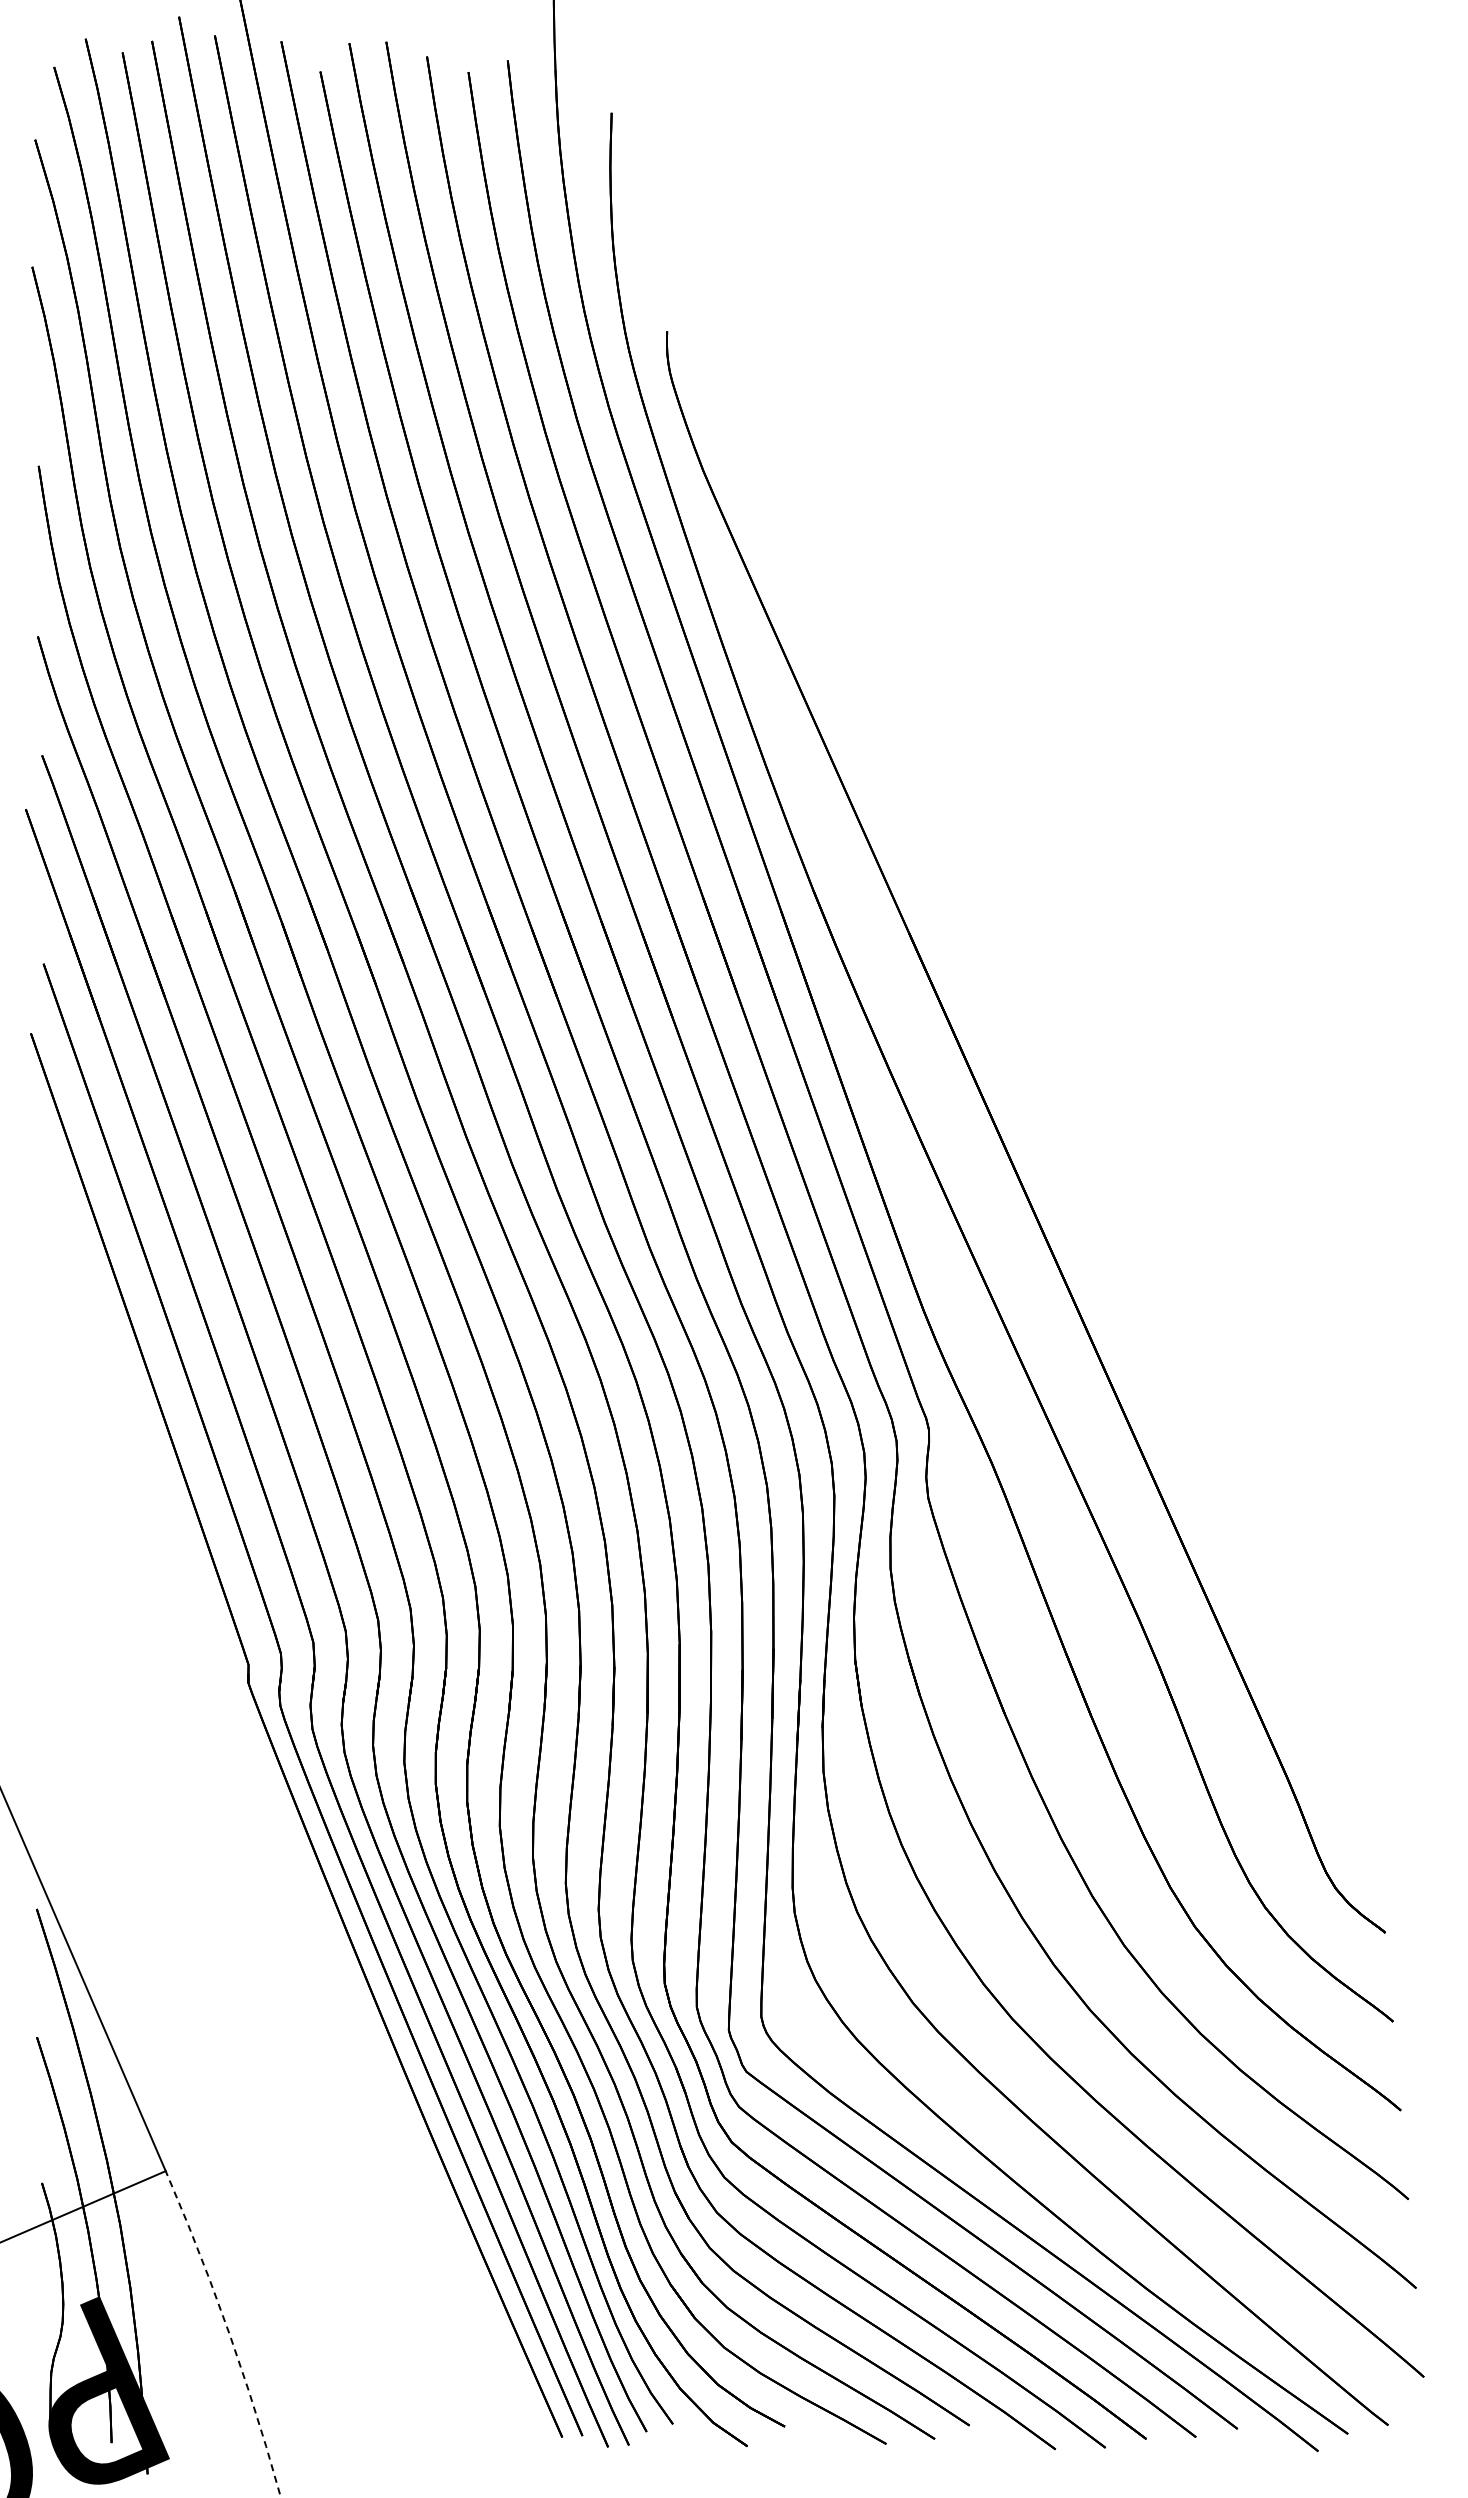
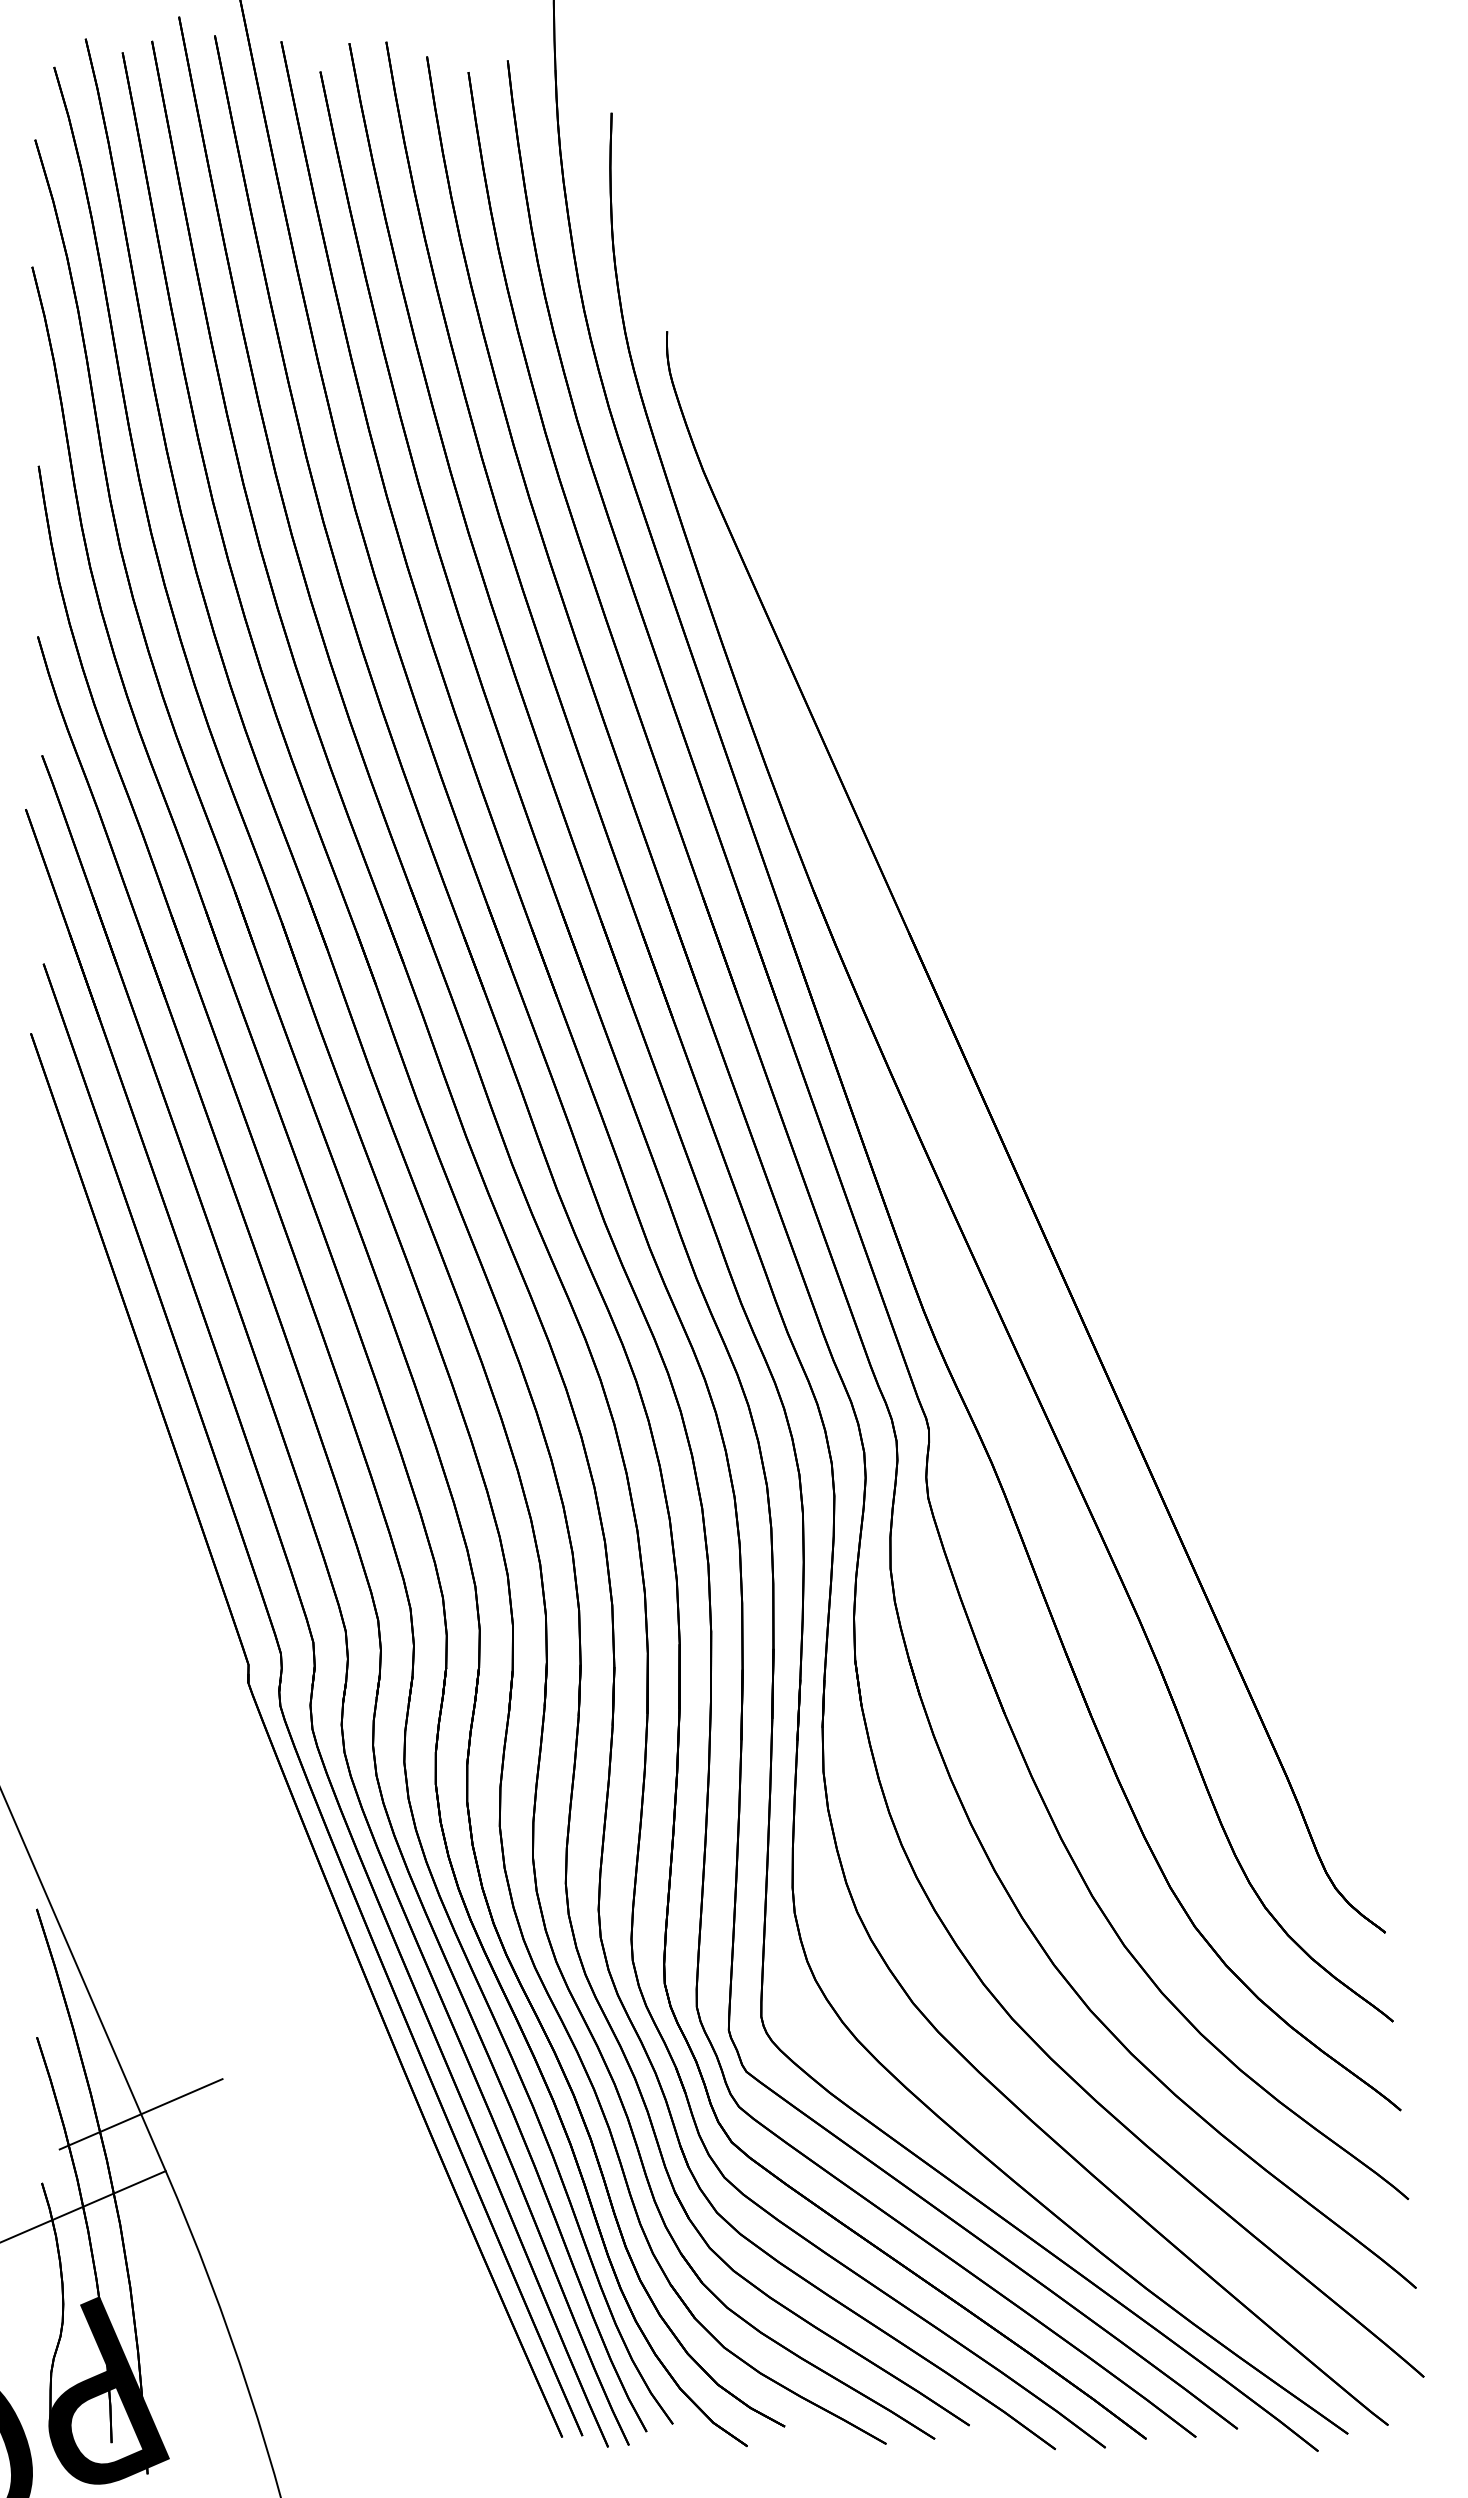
line: none -> present (140, 2114)
arc: dashed -> solid (229, 2333)
